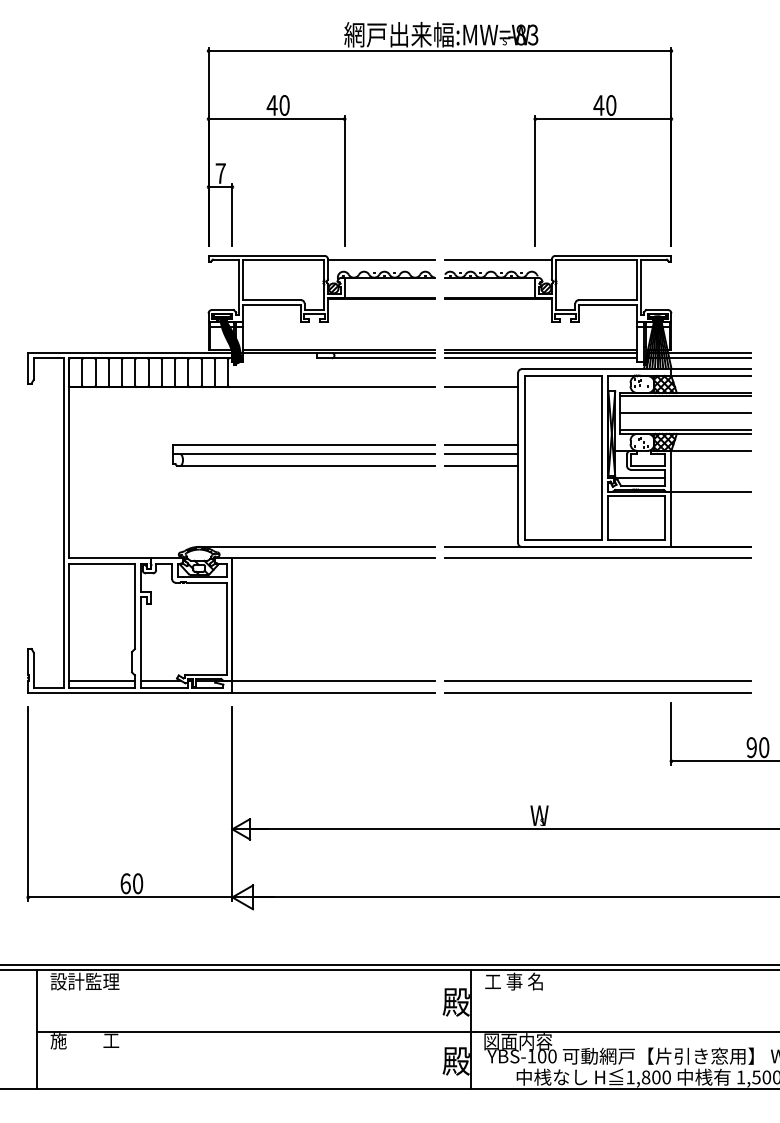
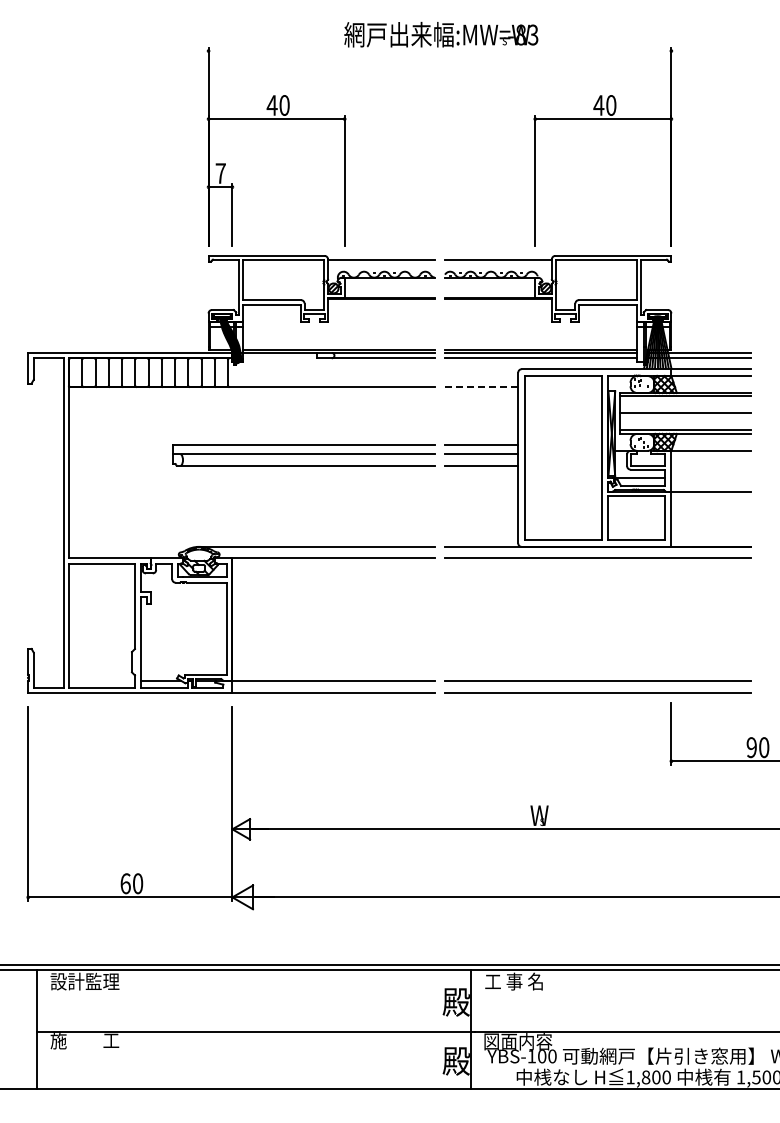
line: present -> none (439, 51)
line: solid -> dashed (481, 386)
line: present -> none (101, 680)
